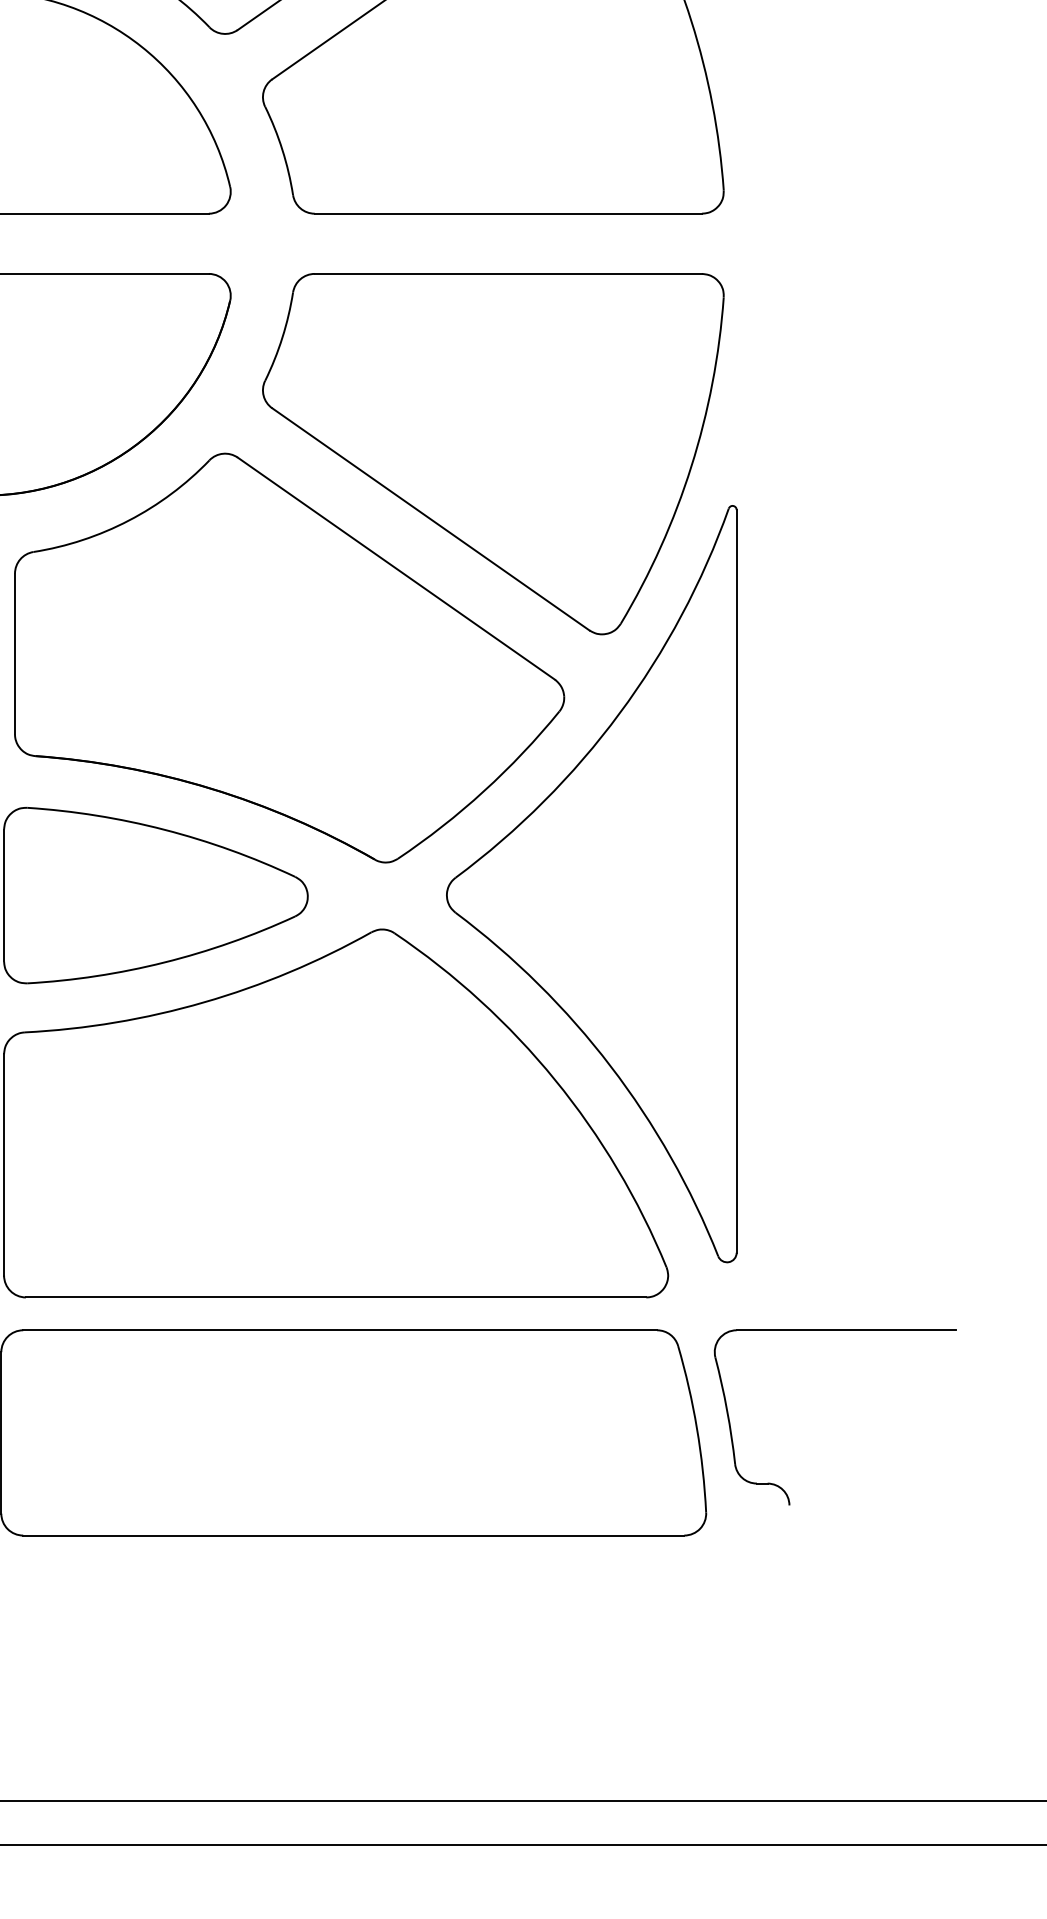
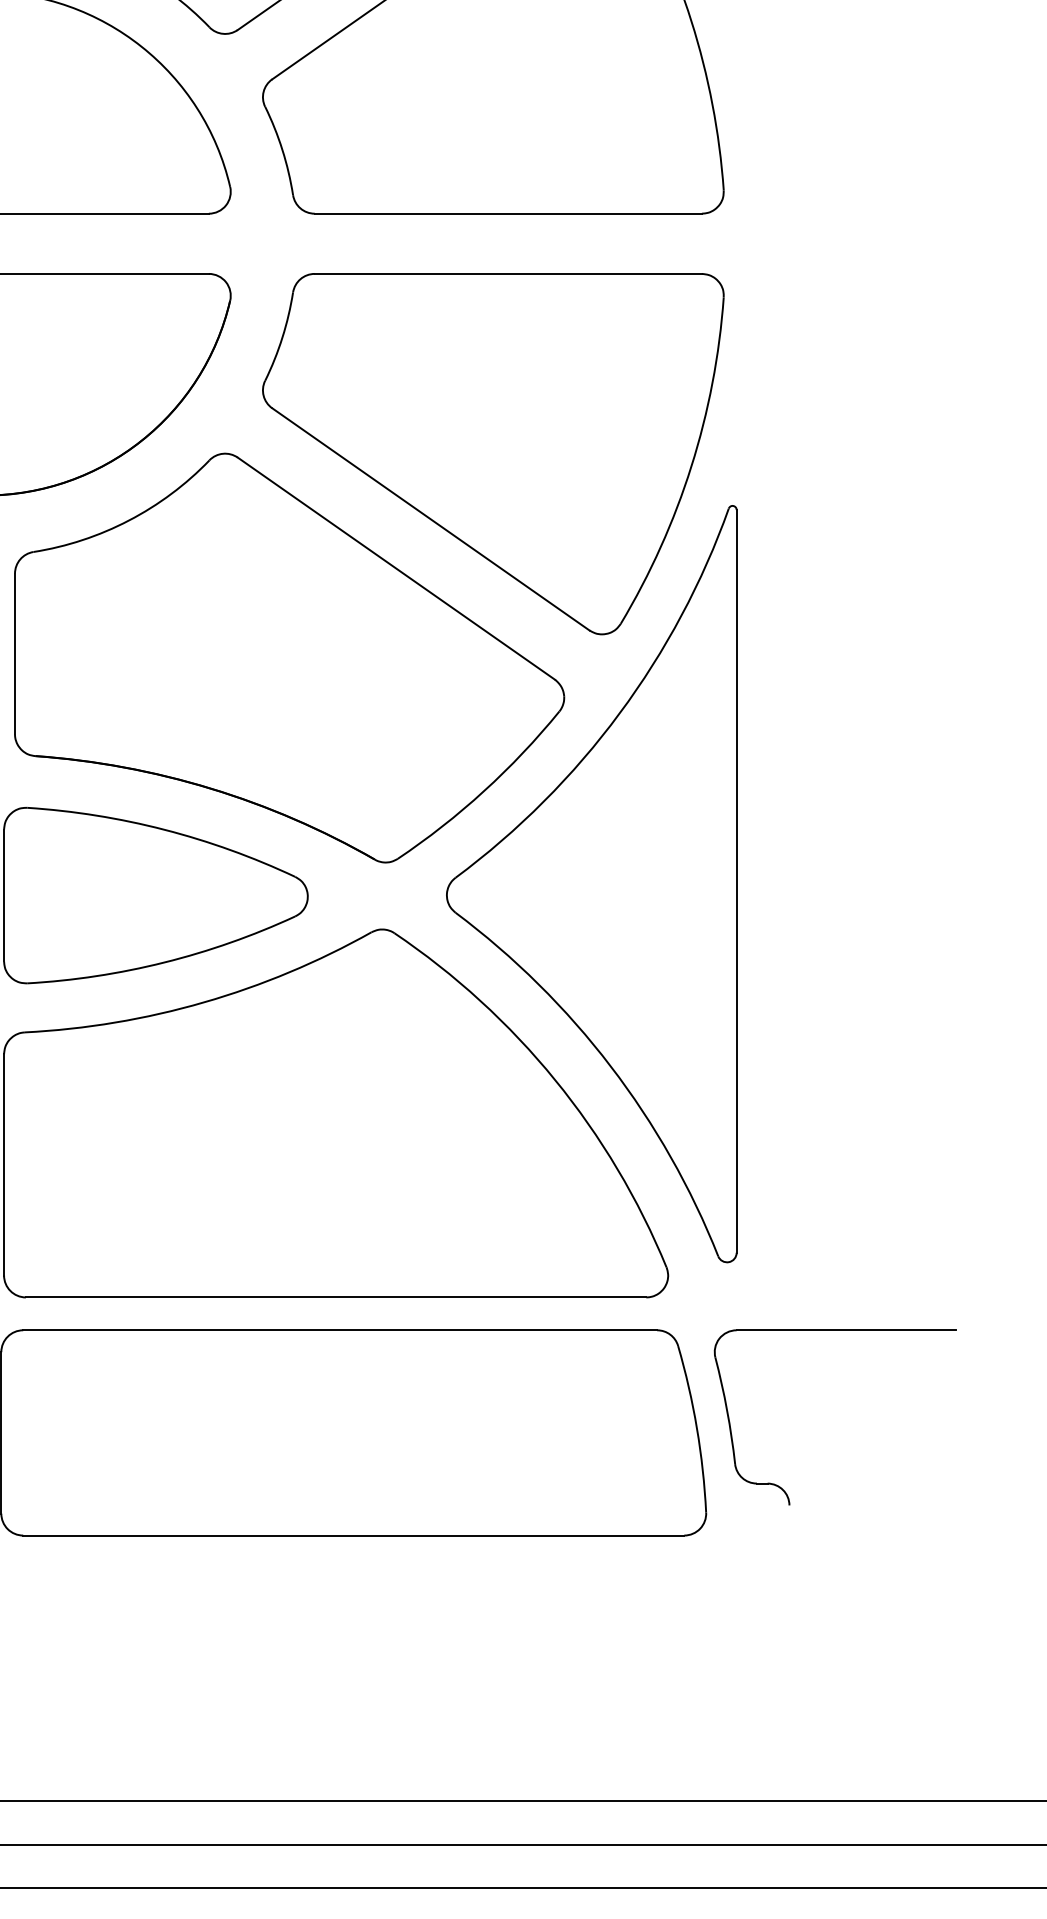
line: none -> present (522, 1888)
